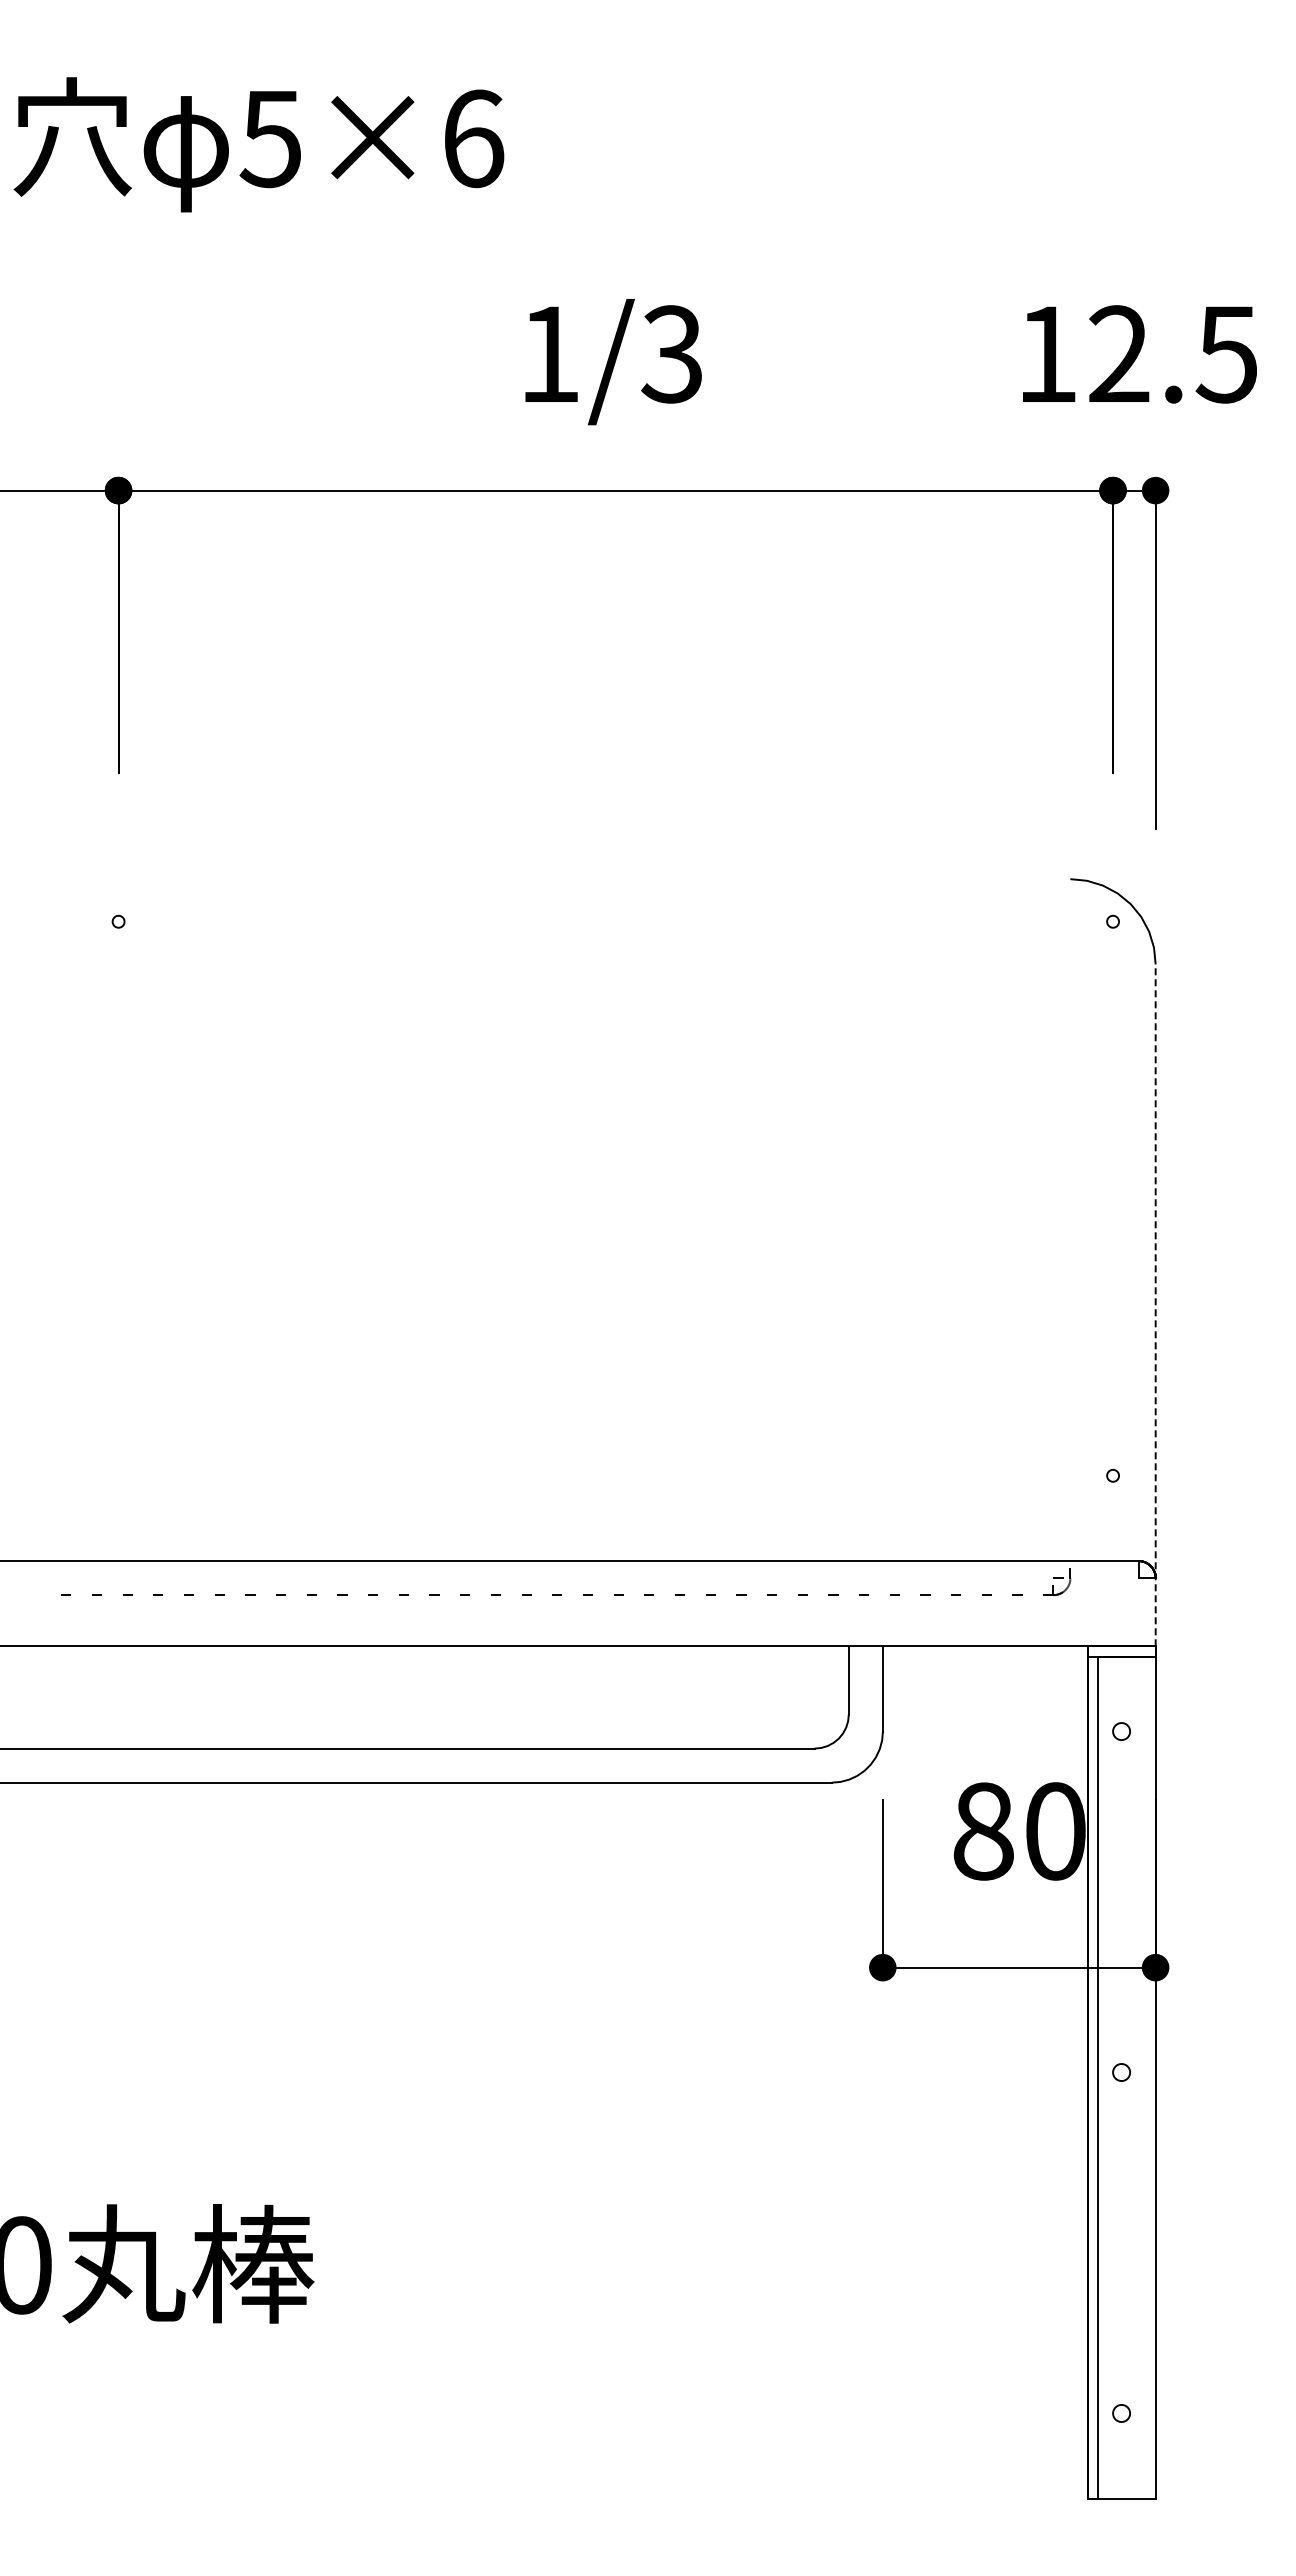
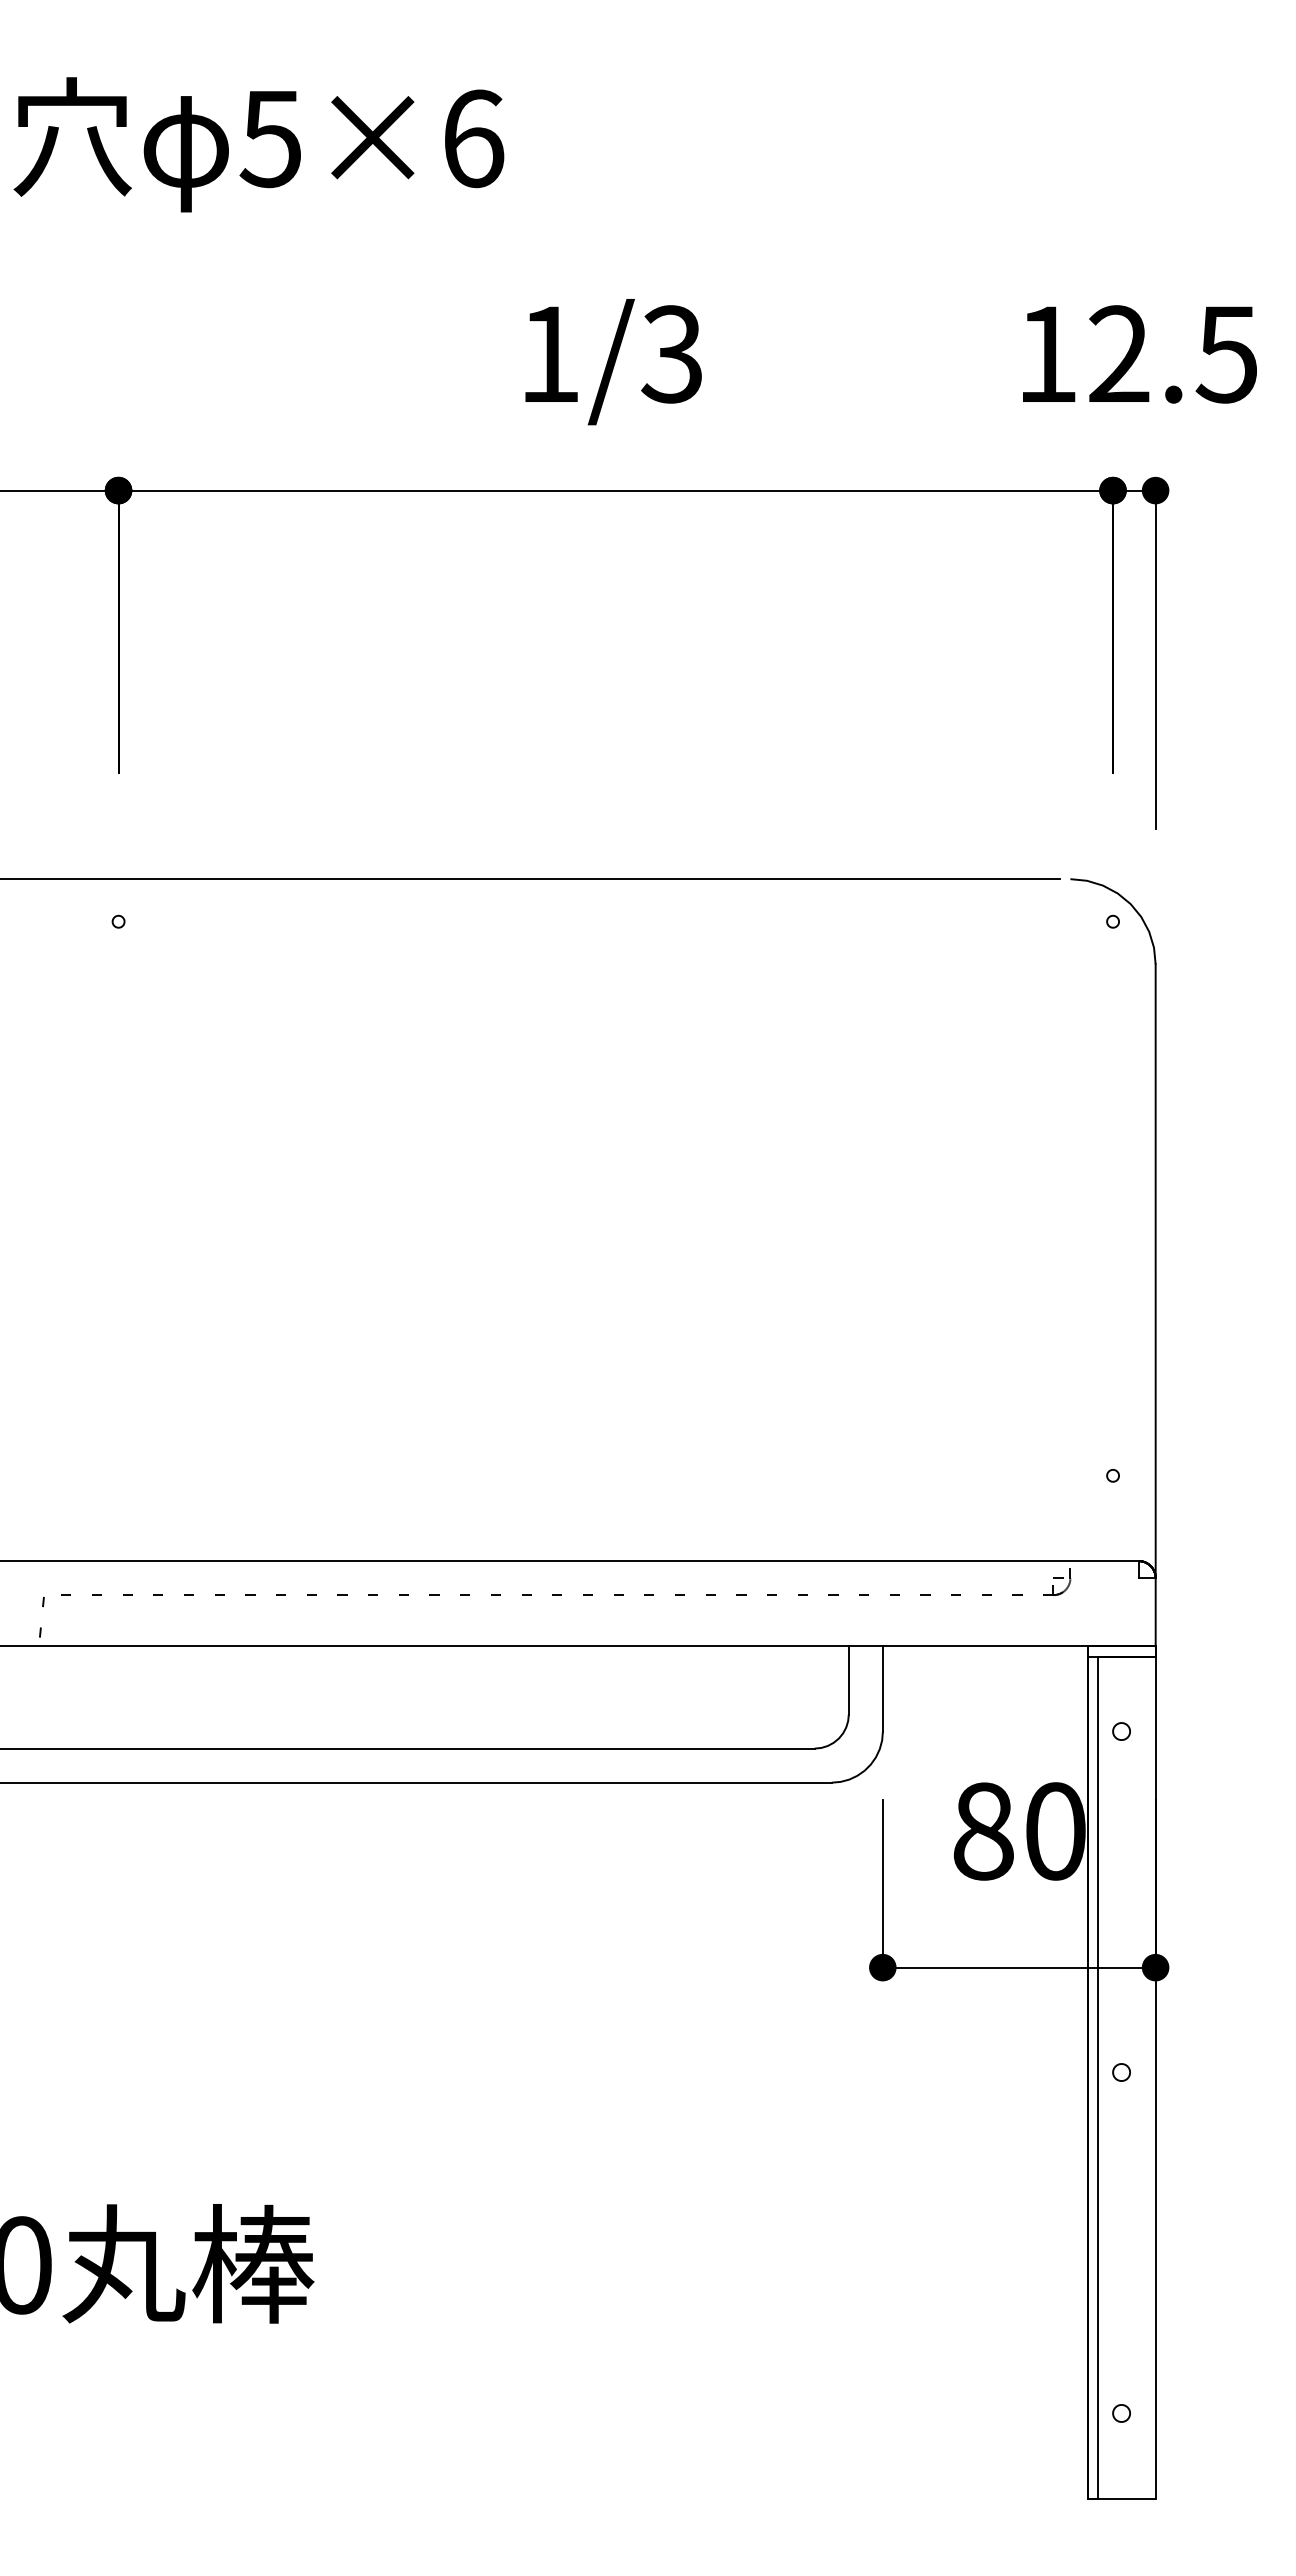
line: none -> present (531, 879)
line: dashed -> solid (1155, 1304)
line: none -> present (41, 1627)
